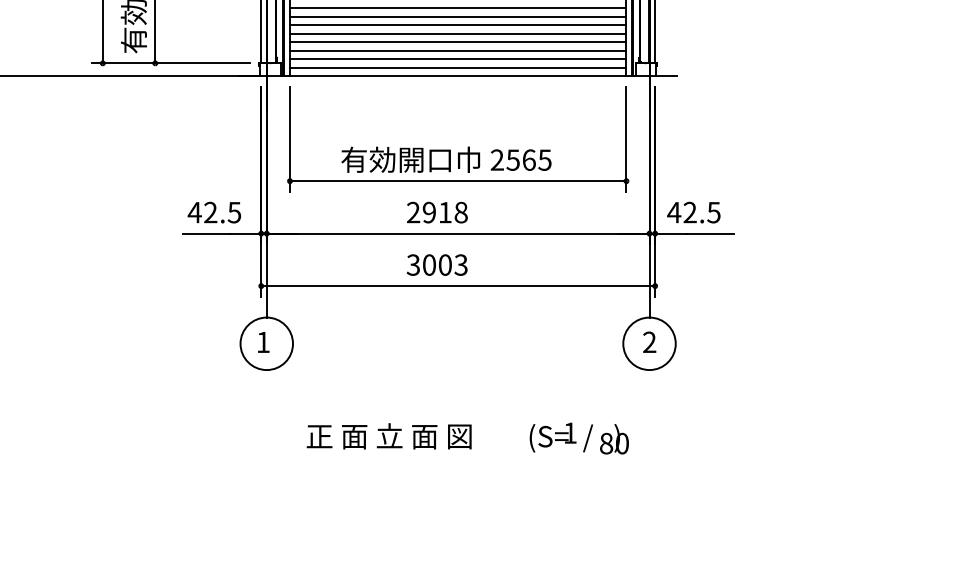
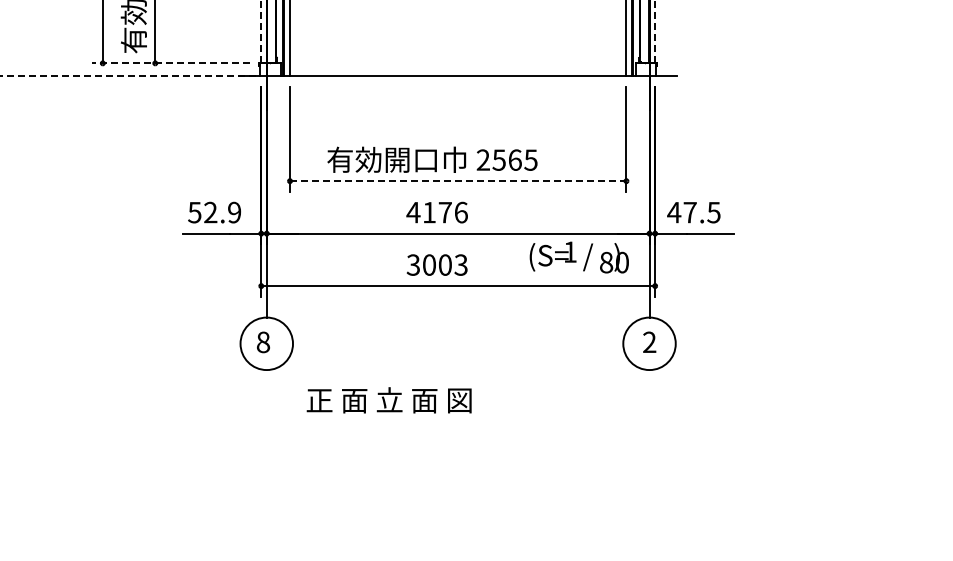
line: present -> none (458, 8)
line: present -> none (458, 16)
line: present -> none (458, 25)
line: solid -> dashed (261, 31)
line: solid -> dashed (655, 31)
line: present -> none (458, 33)
line: present -> none (458, 42)
line: present -> none (458, 50)
line: present -> none (458, 59)
line: solid -> dashed (171, 63)
line: present -> none (458, 67)
line: solid -> dashed (130, 76)
text position: (446, 159) -> (432, 159) (432, 159)
line: solid -> dashed (458, 181)
text: 42.5 -> 52.9 (214, 212)
text: 2918 -> 4176 (436, 212)
text: 42.5 -> 47.5 (689, 212)
text: 1 -> 8 (263, 342)
text position: (388, 436) -> (388, 400) (388, 400)
text position: (578, 438) -> (578, 257) (578, 257)
